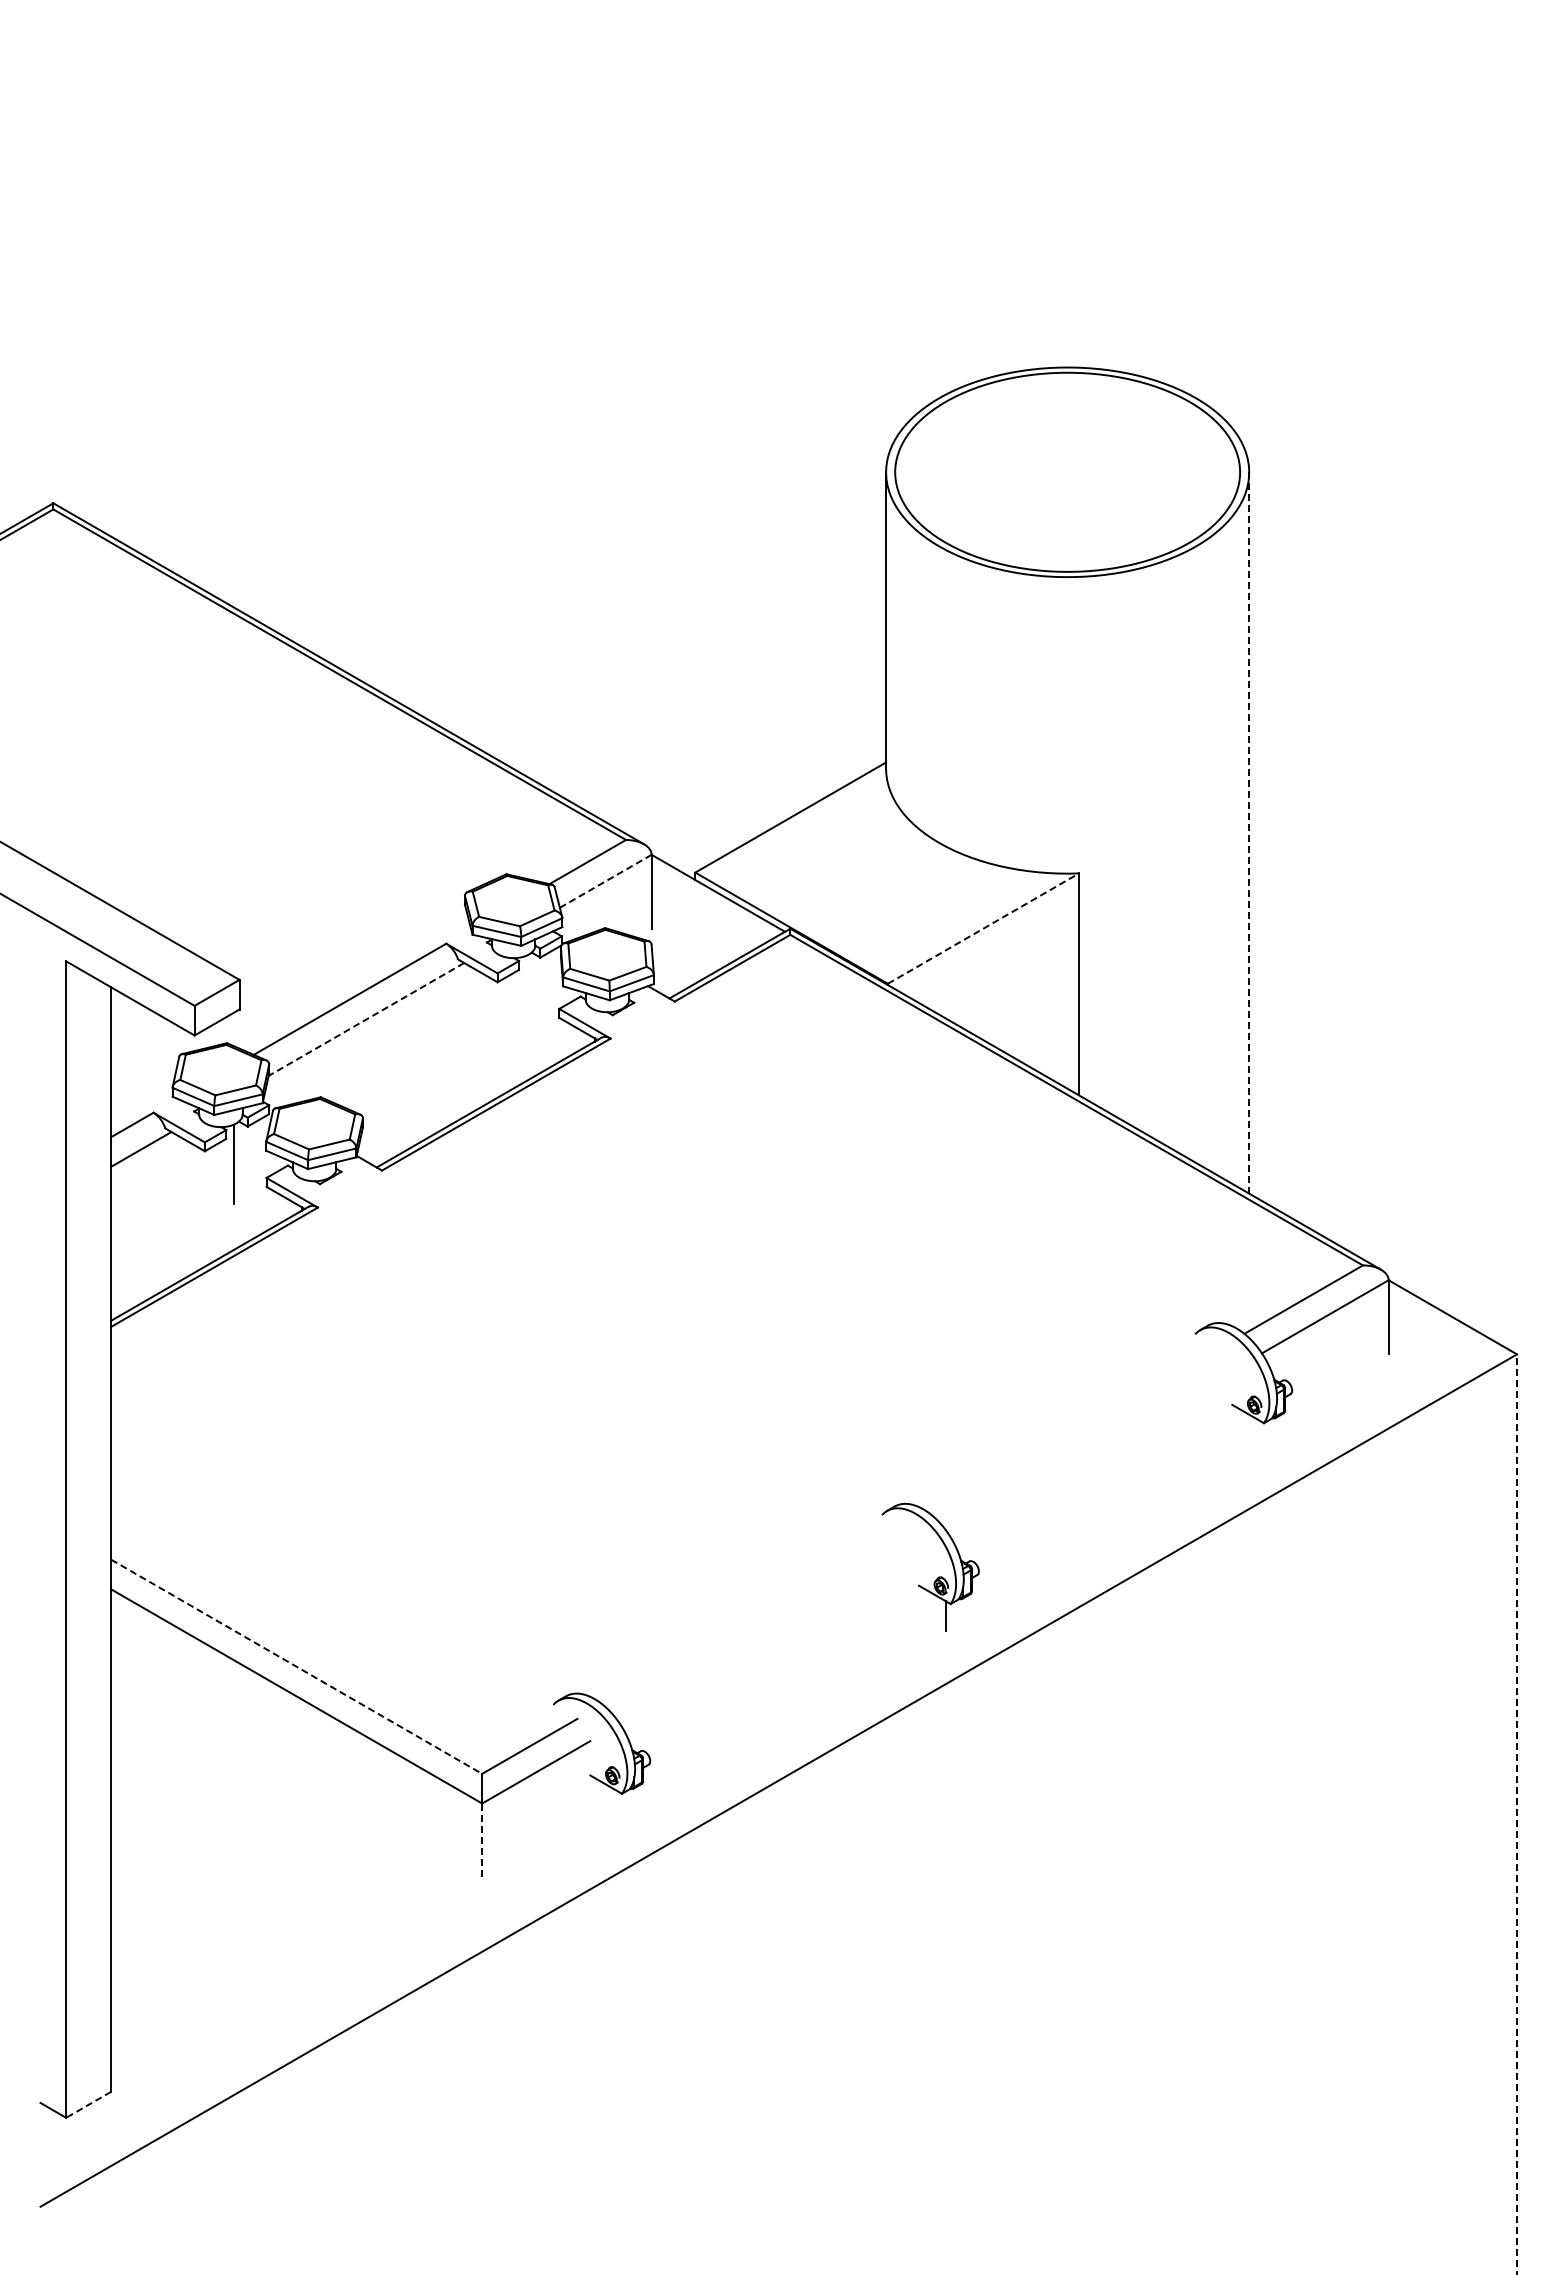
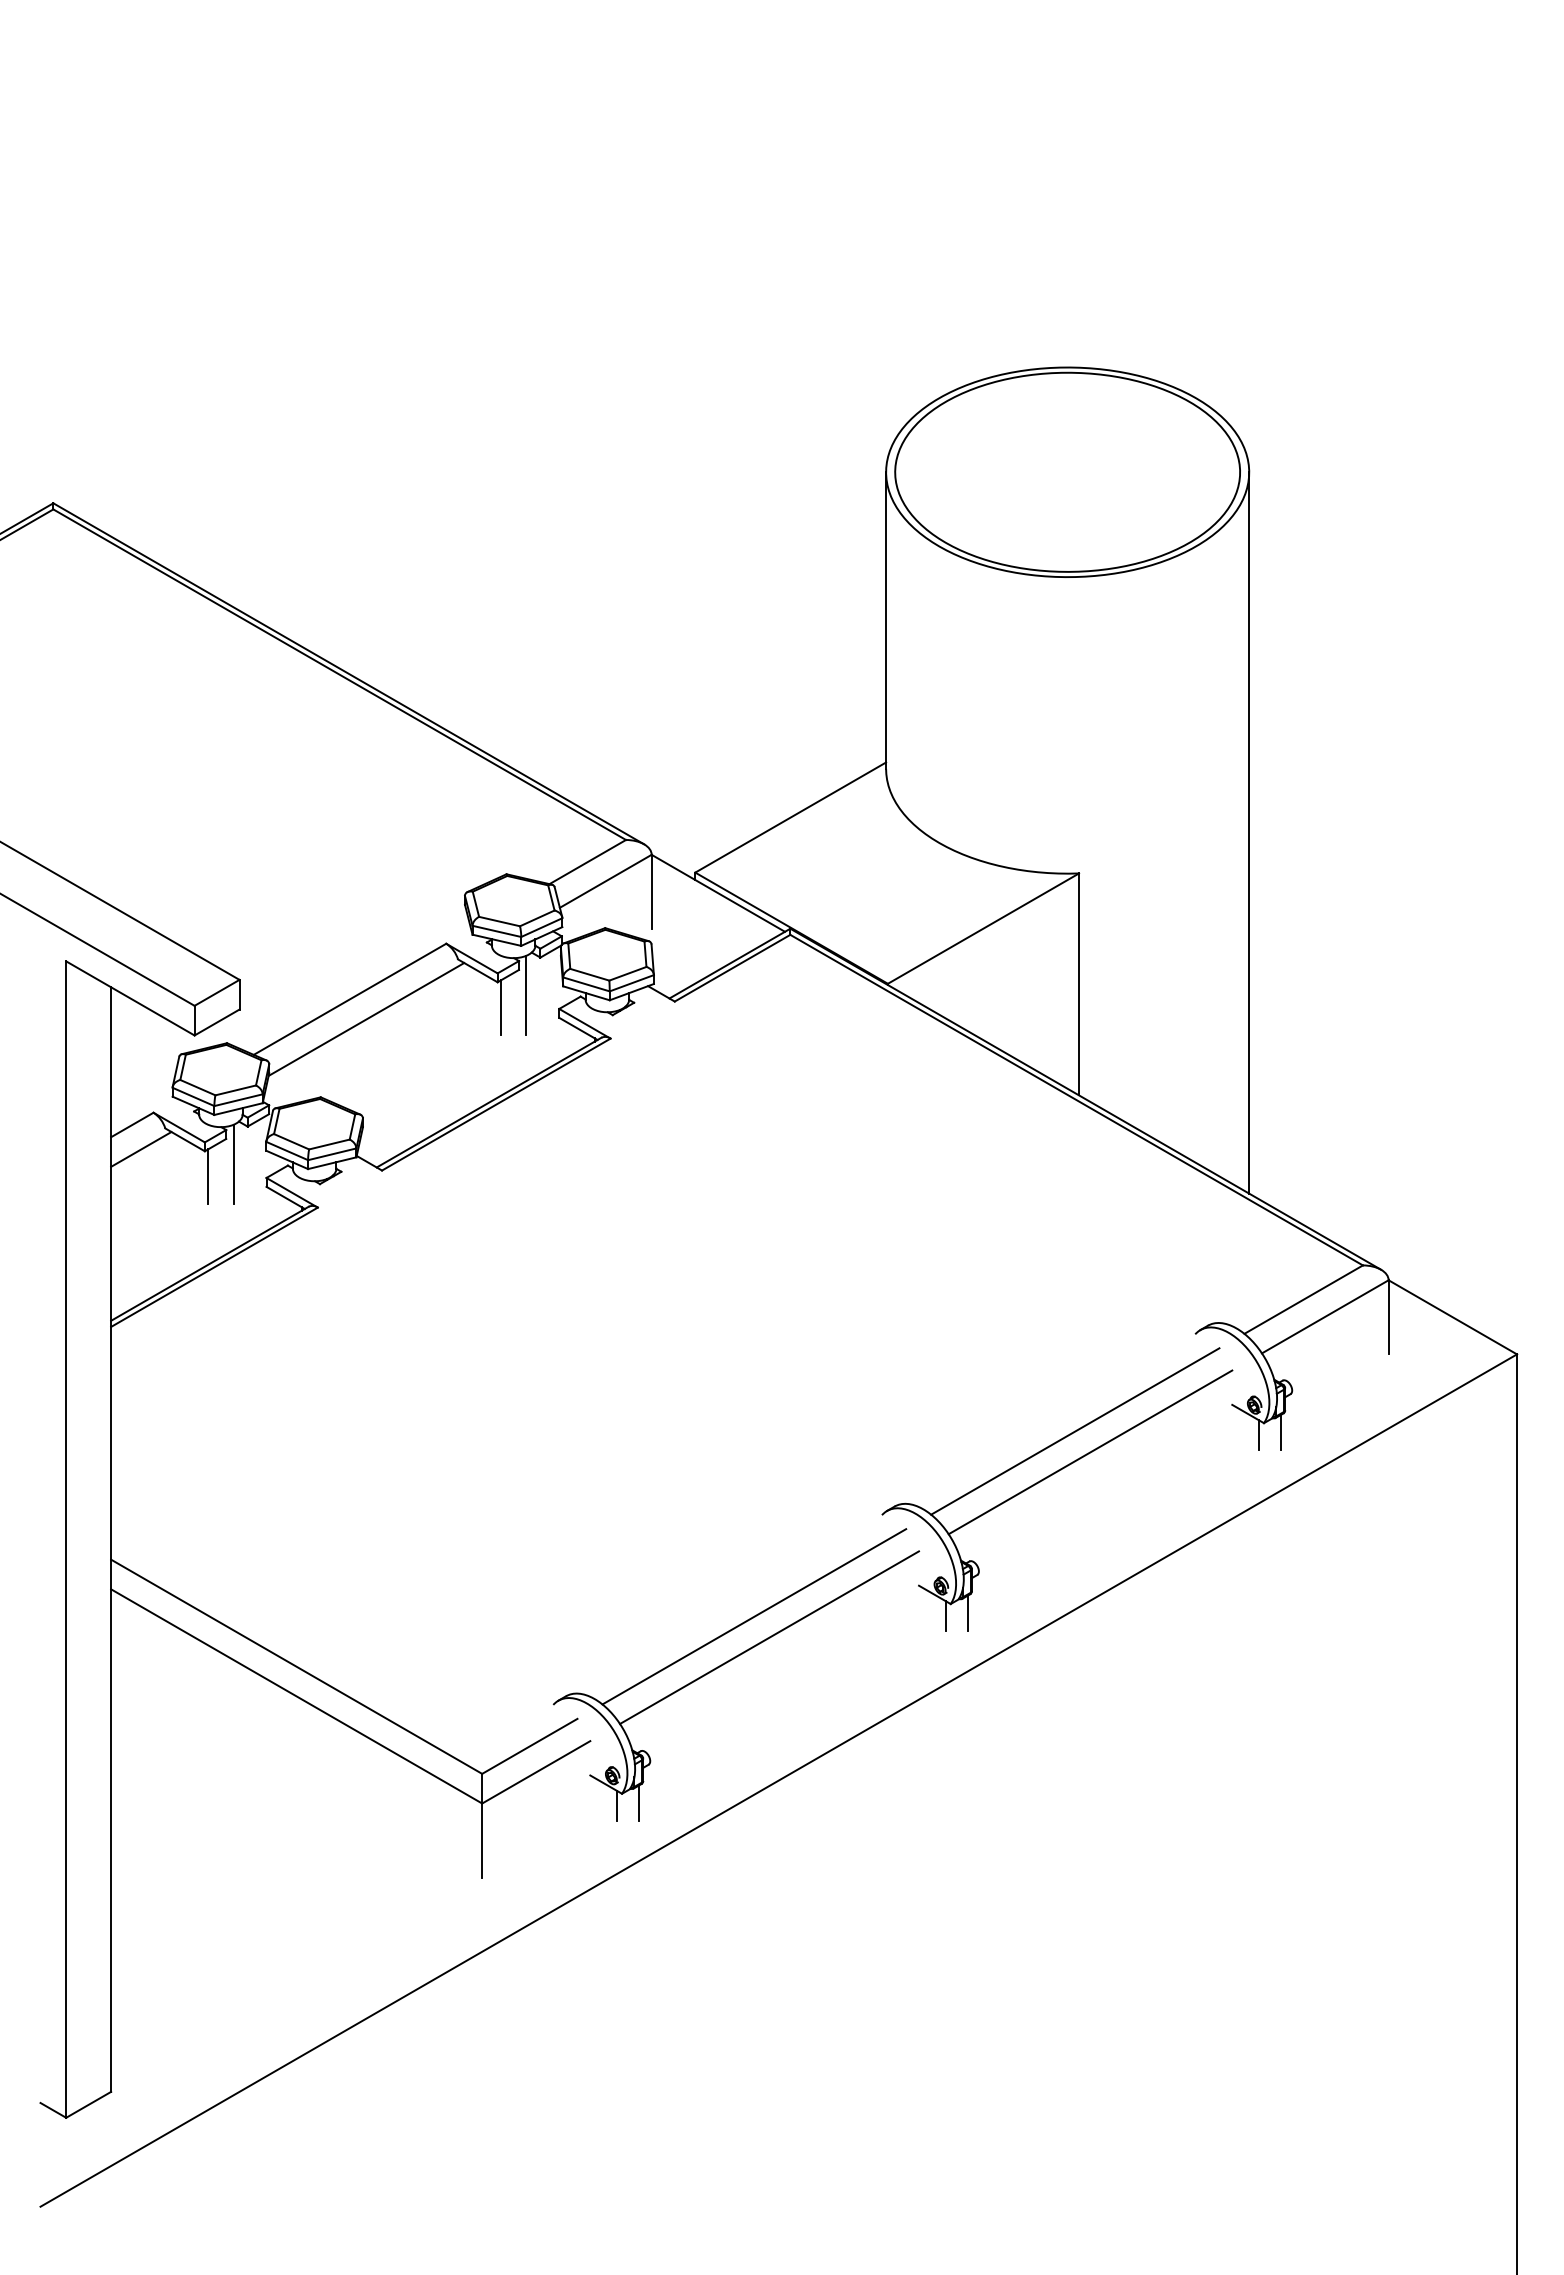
line: dashed -> solid (1249, 832)
line: dashed -> solid (605, 881)
line: dashed -> solid (983, 928)
line: none -> present (526, 994)
line: none -> present (500, 1007)
line: dashed -> solid (366, 1019)
line: none -> present (208, 1176)
line: none -> present (1075, 1431)
line: none -> present (1280, 1432)
line: none -> present (1259, 1435)
line: none -> present (1090, 1452)
line: none -> present (967, 1612)
line: none -> present (754, 1616)
line: none -> present (769, 1637)
line: dashed -> solid (297, 1667)
line: none -> present (638, 1802)
line: none -> present (617, 1805)
line: dashed -> solid (1517, 1814)
line: dashed -> solid (482, 1841)
line: dashed -> solid (88, 2104)
